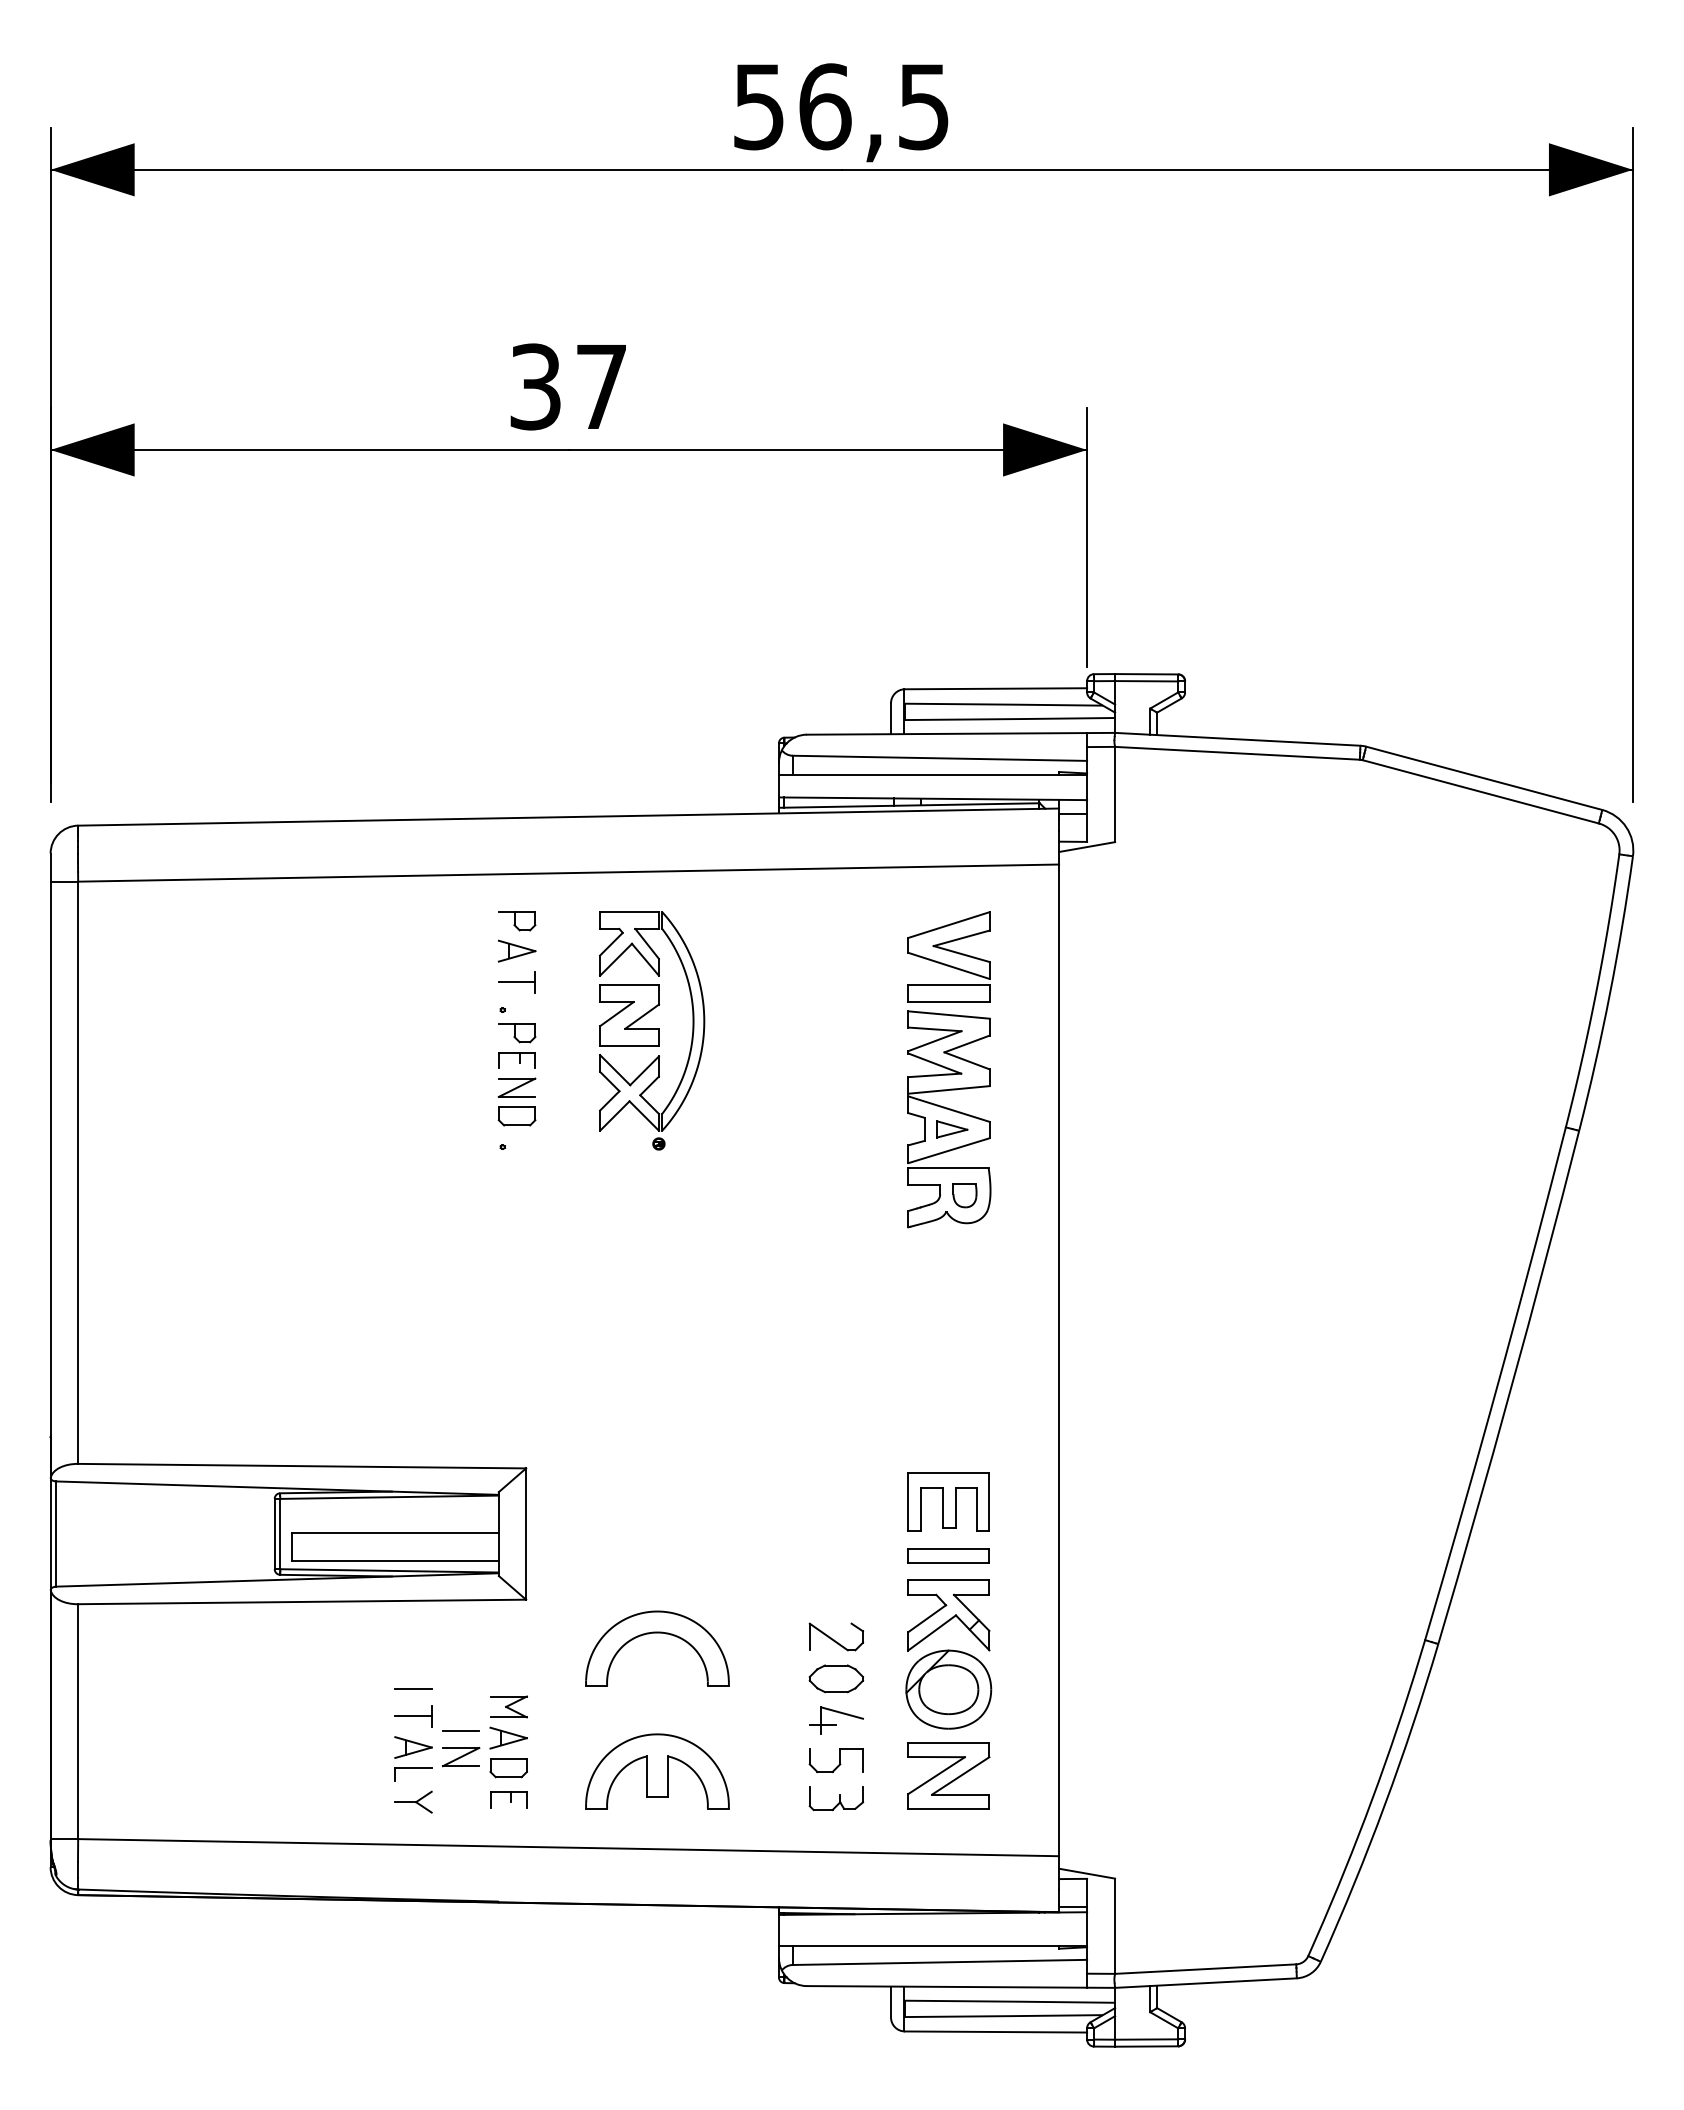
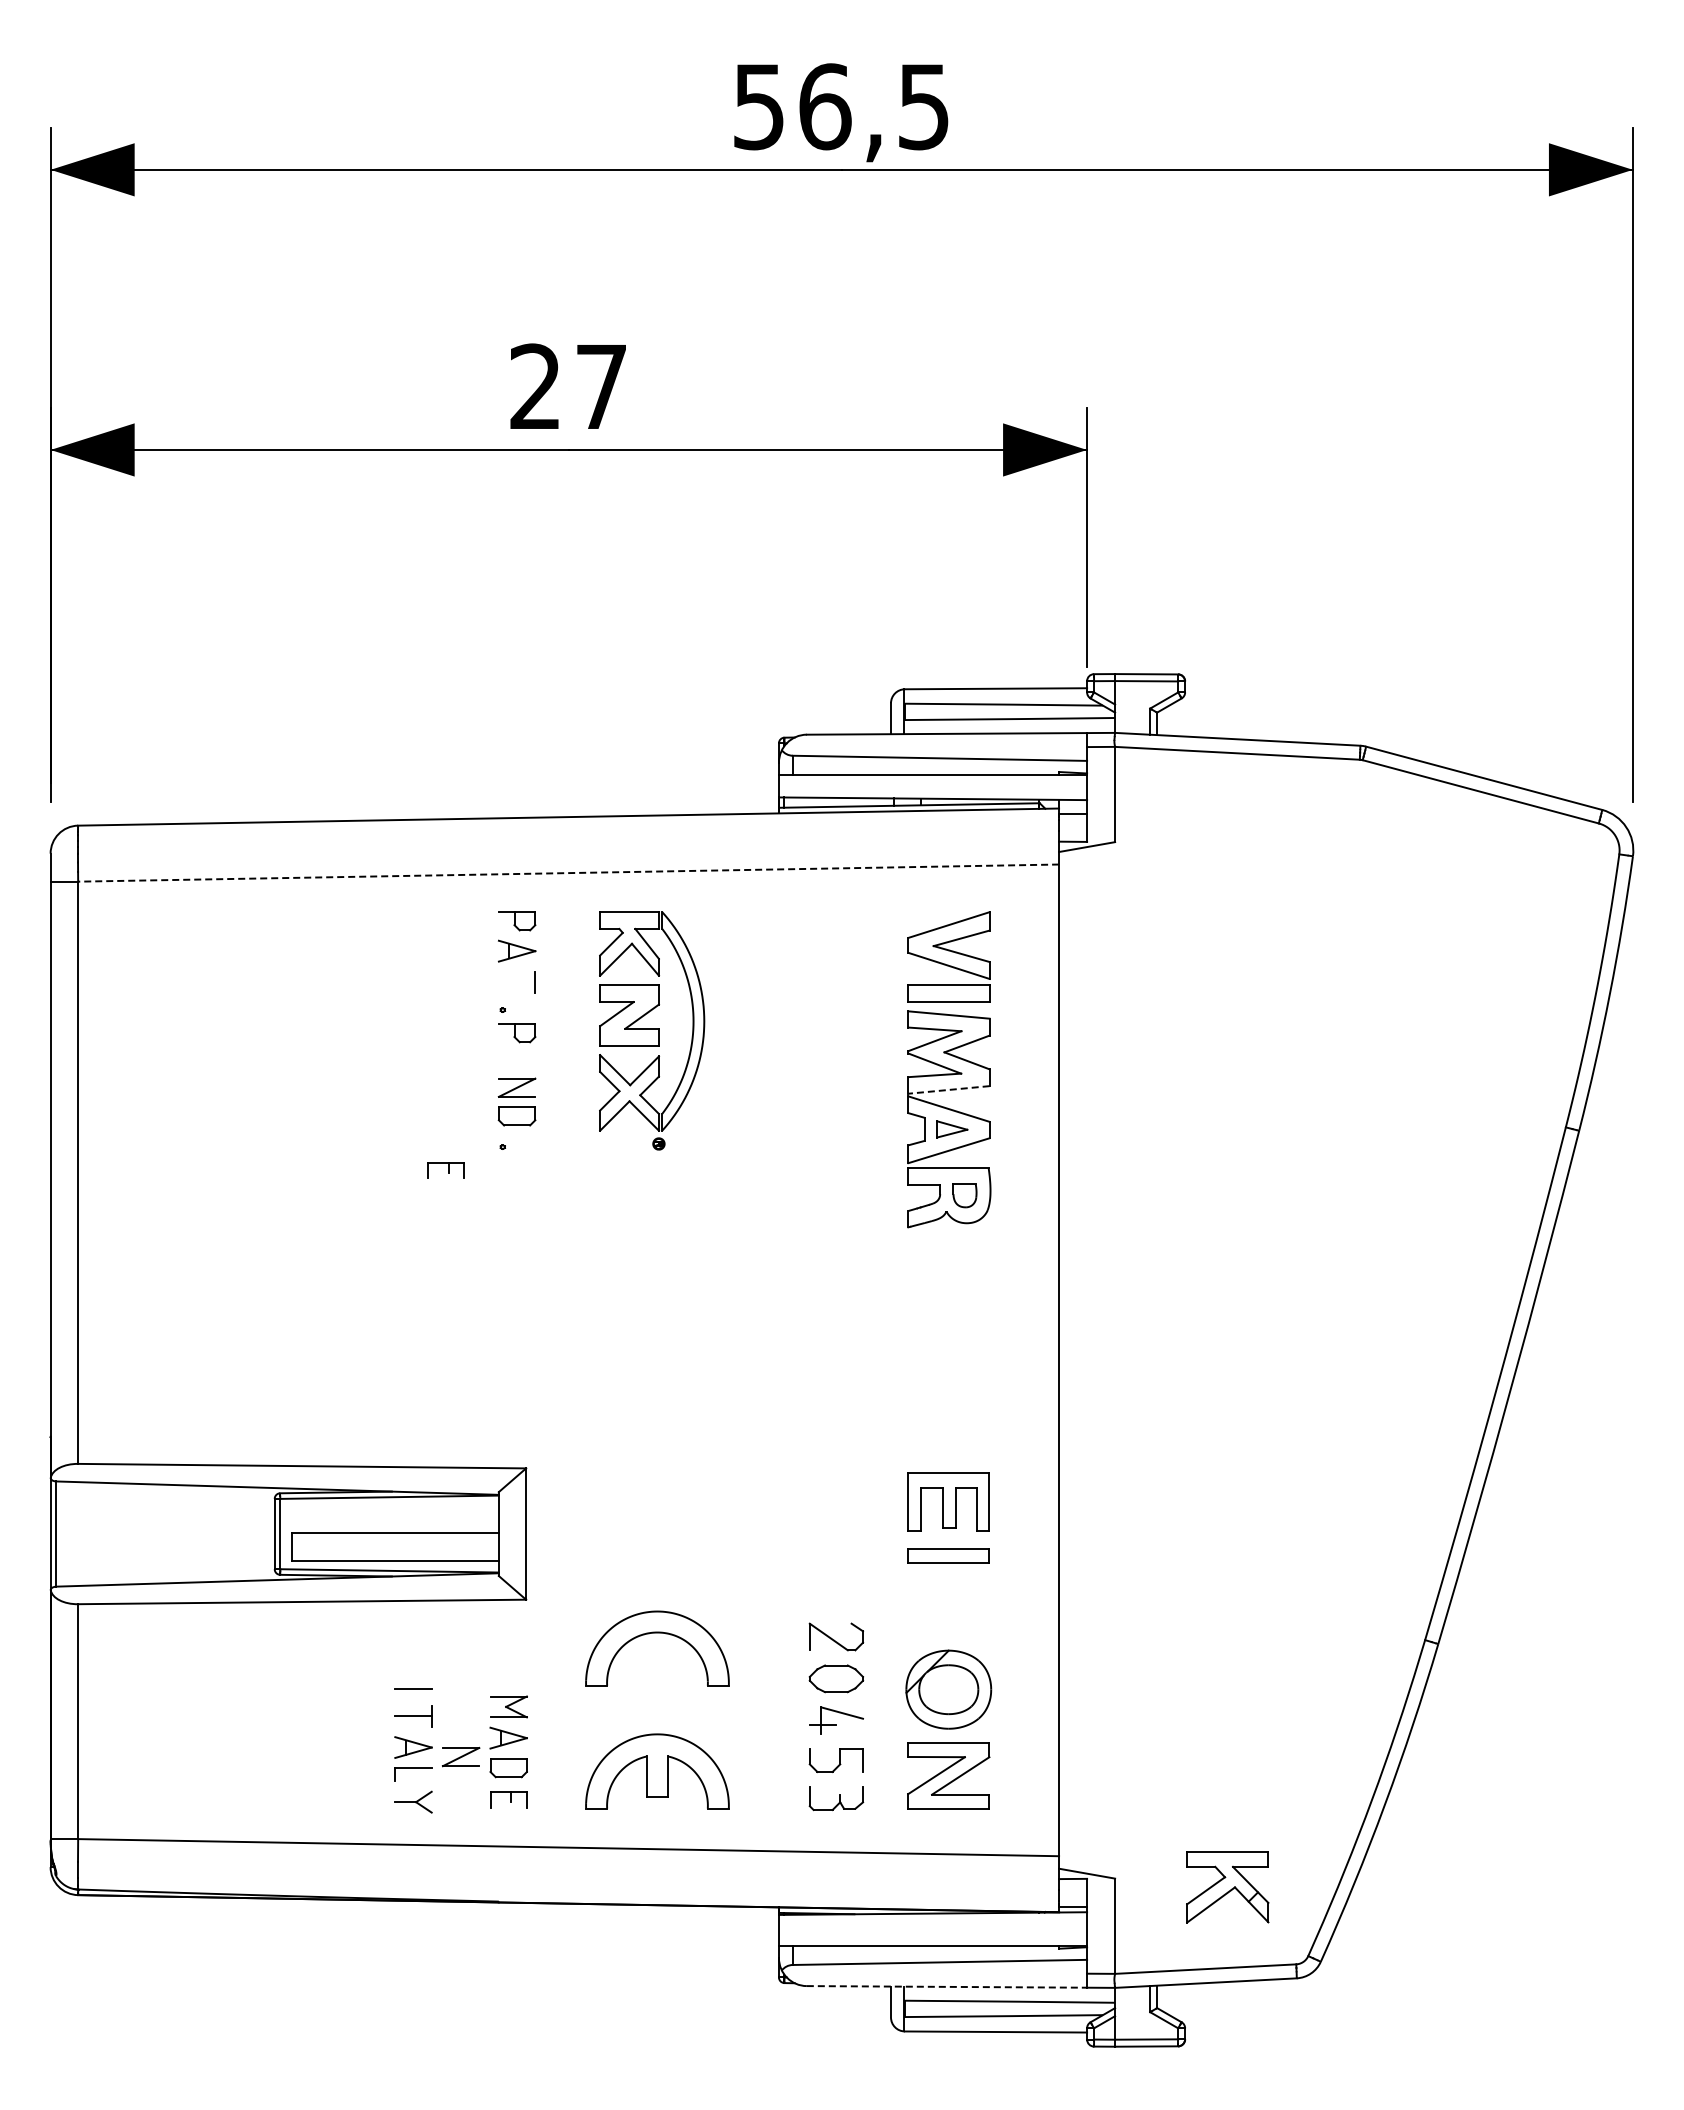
text: 37 -> 27 (535, 386)
line: solid -> dashed (568, 873)
line: present -> none (516, 982)
part position: (516, 1060) -> (445, 1170) (445, 1170)
line: solid -> dashed (949, 1089)
part position: (948, 1615) -> (1227, 1887) (1227, 1887)
line: present -> none (460, 1731)
line: solid -> dashed (947, 1986)
